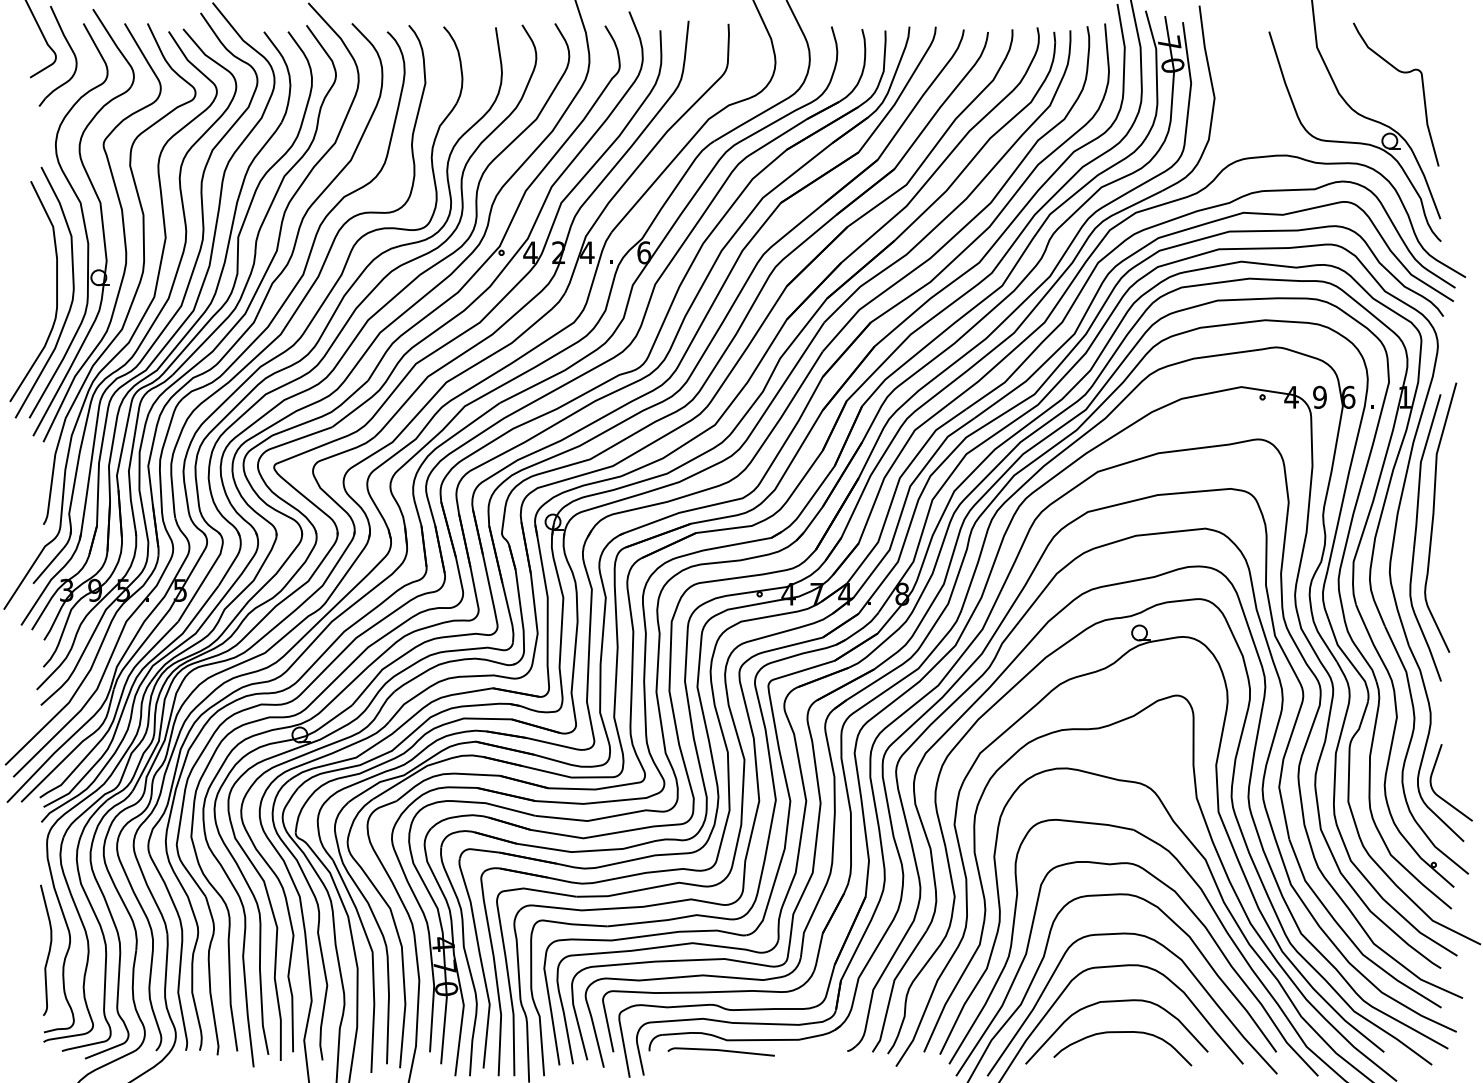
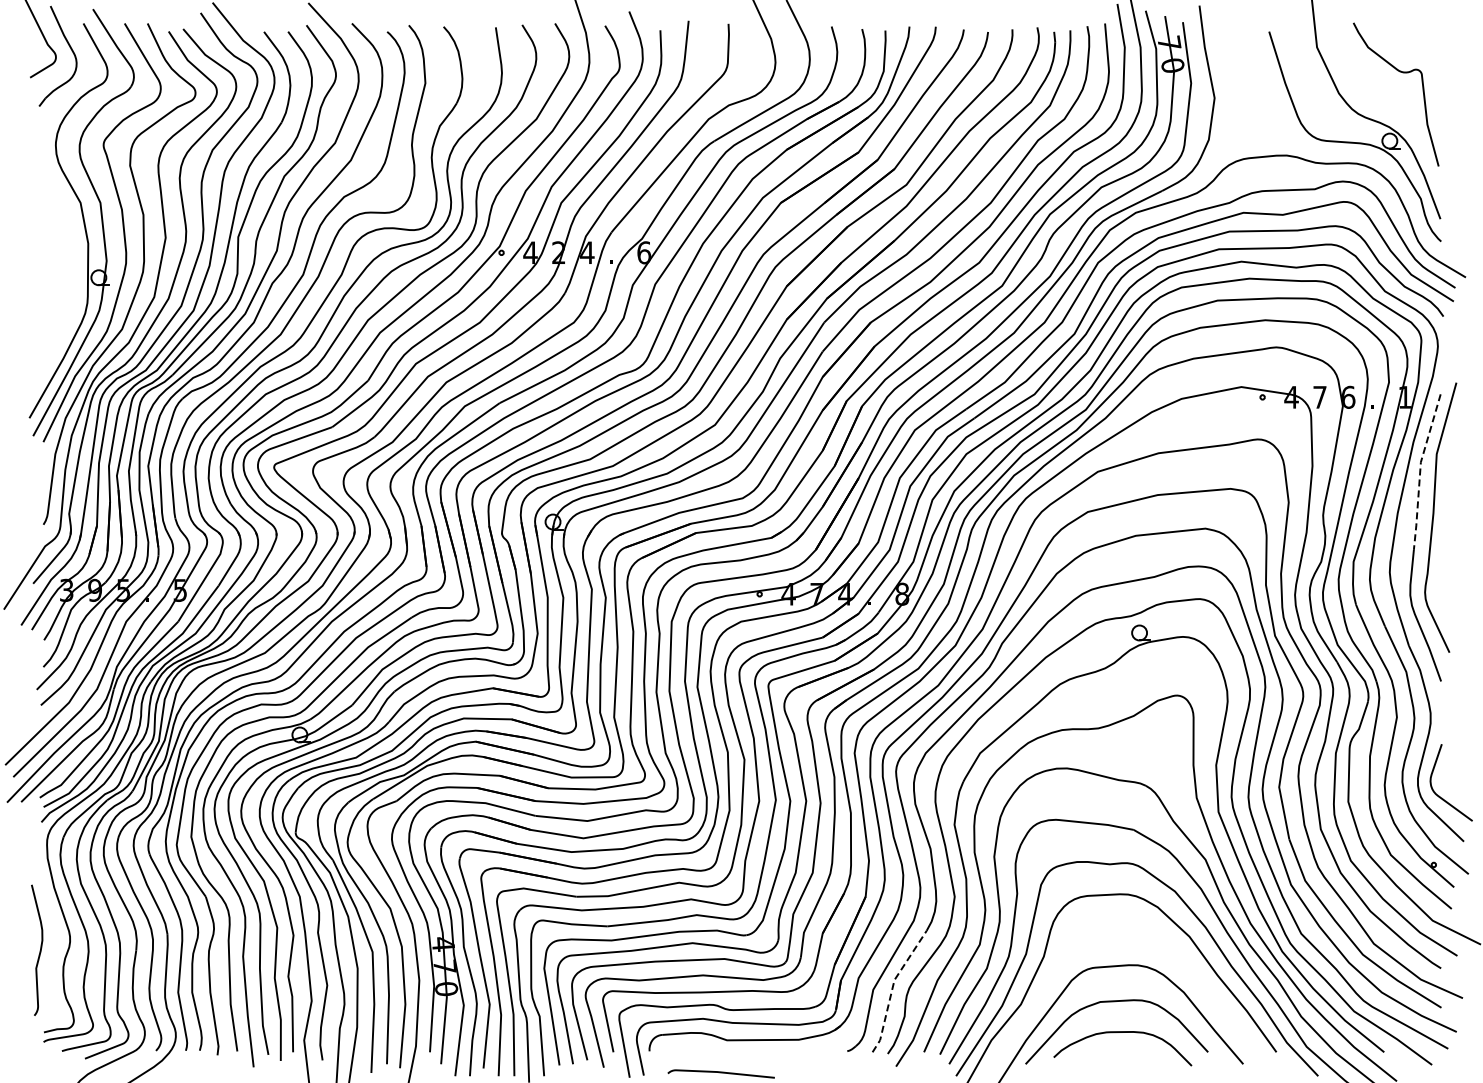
part: present -> none (56, 292)
text: 9 -> 7 (1319, 396)
line: solid -> dashed (1420, 471)
curve position: (48, 950) -> (39, 950) (39, 950)
curve: present -> none (1168, 951)
line: solid -> dashed (892, 988)
curve position: (720, 1051) -> (720, 1073) (720, 1073)
